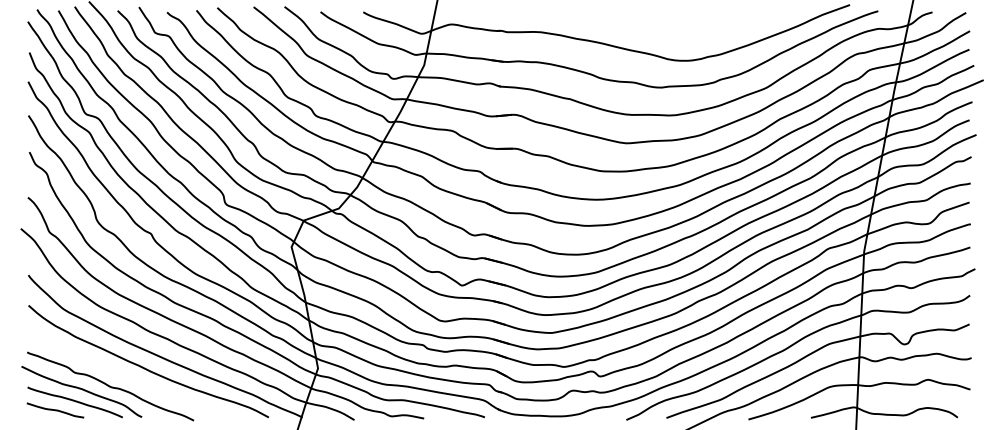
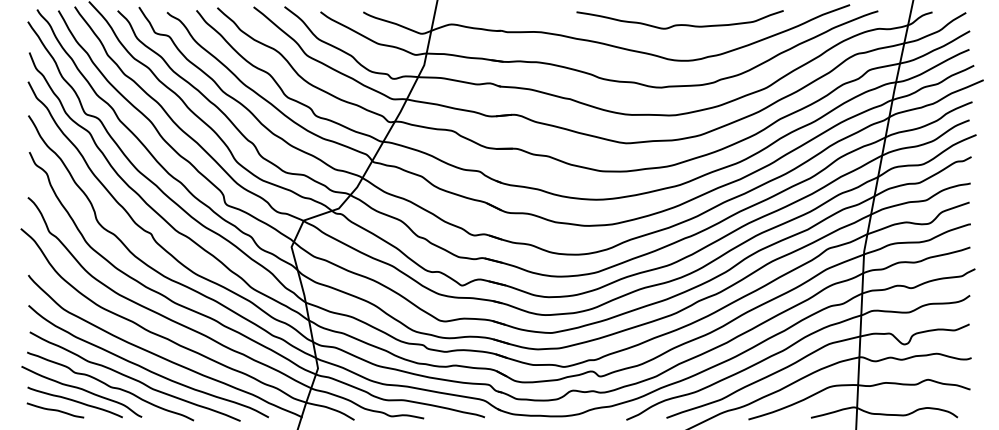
curve: none -> present (679, 24)
curve: none -> present (134, 378)
